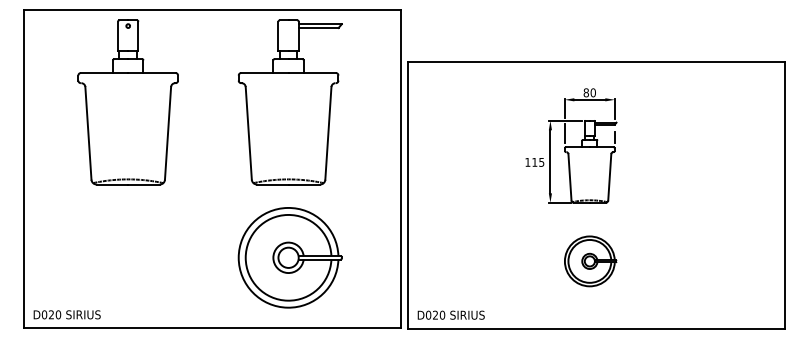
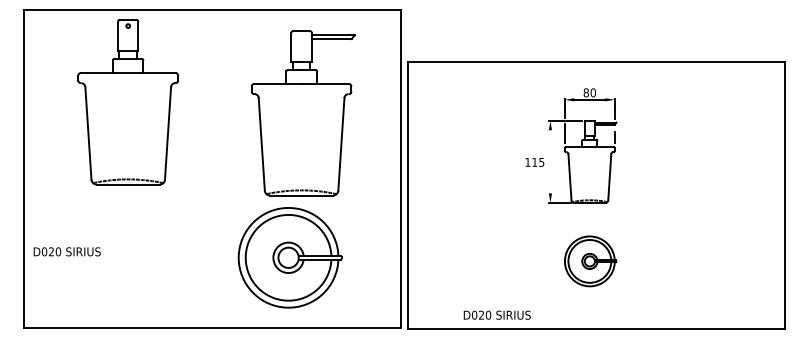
part position: (290, 102) -> (303, 113) (303, 113)
line: present -> none (550, 161)
text position: (66, 314) -> (66, 251) (66, 251)
text position: (450, 314) -> (496, 314) (496, 314)
